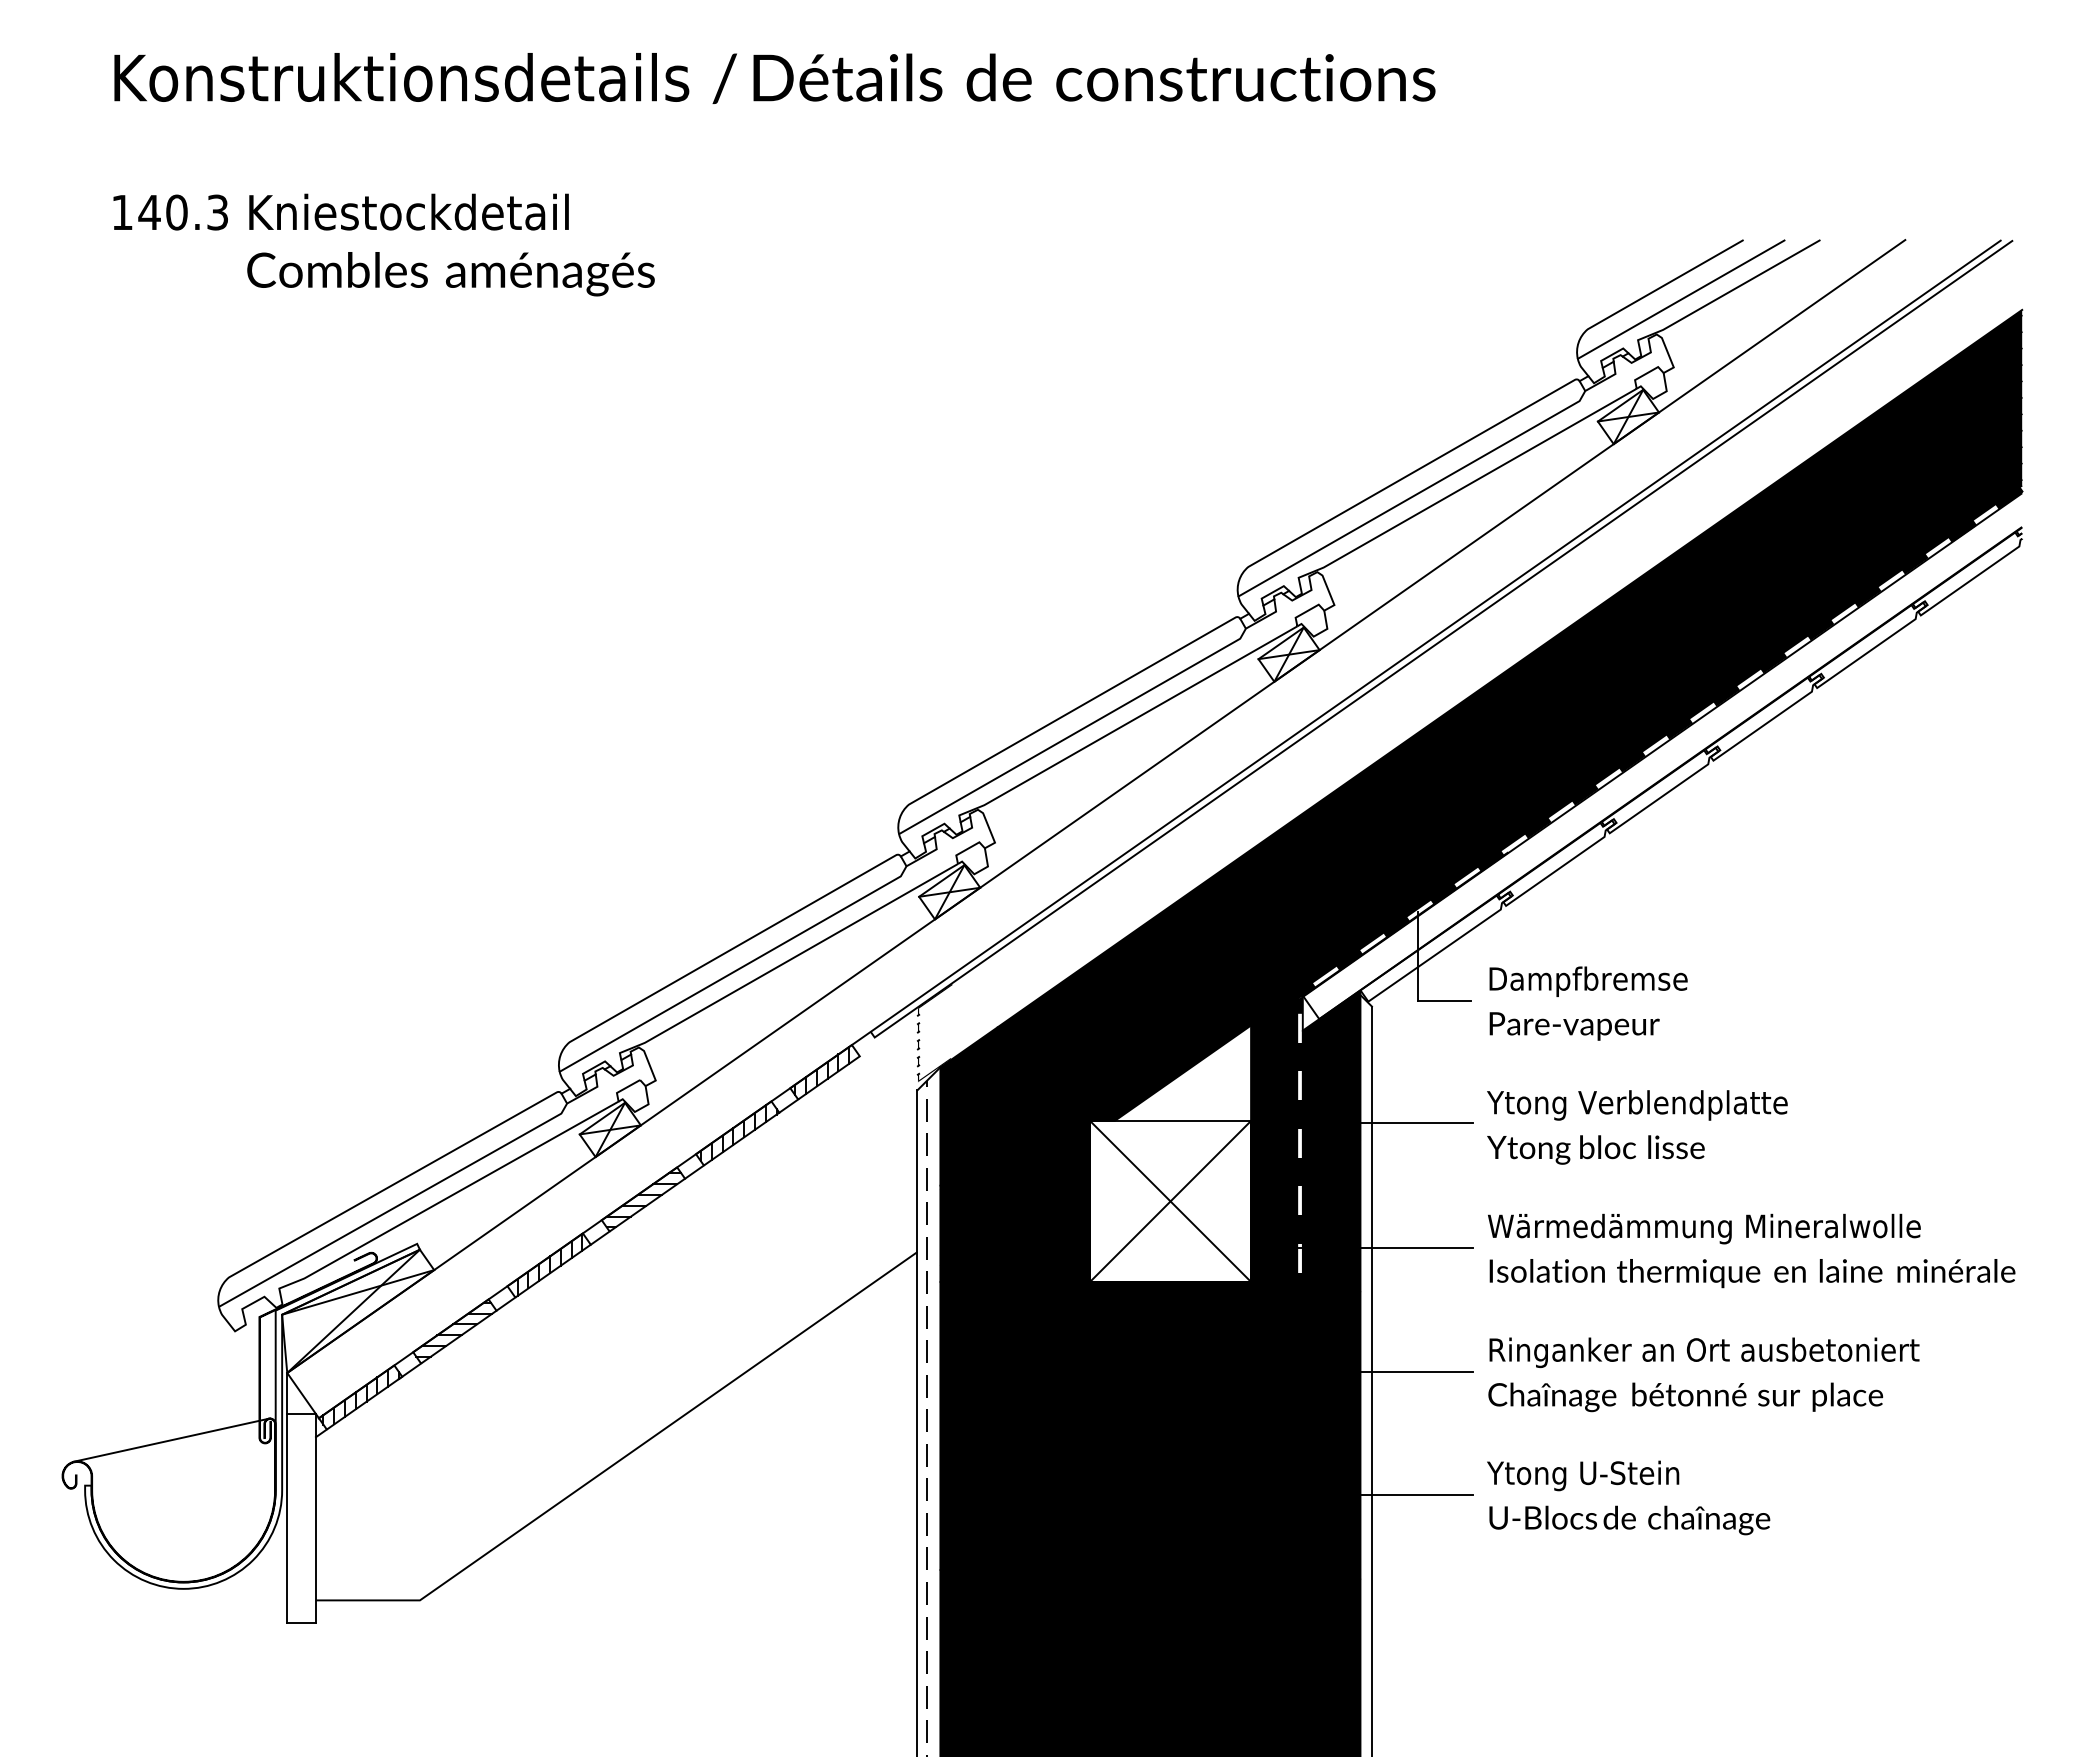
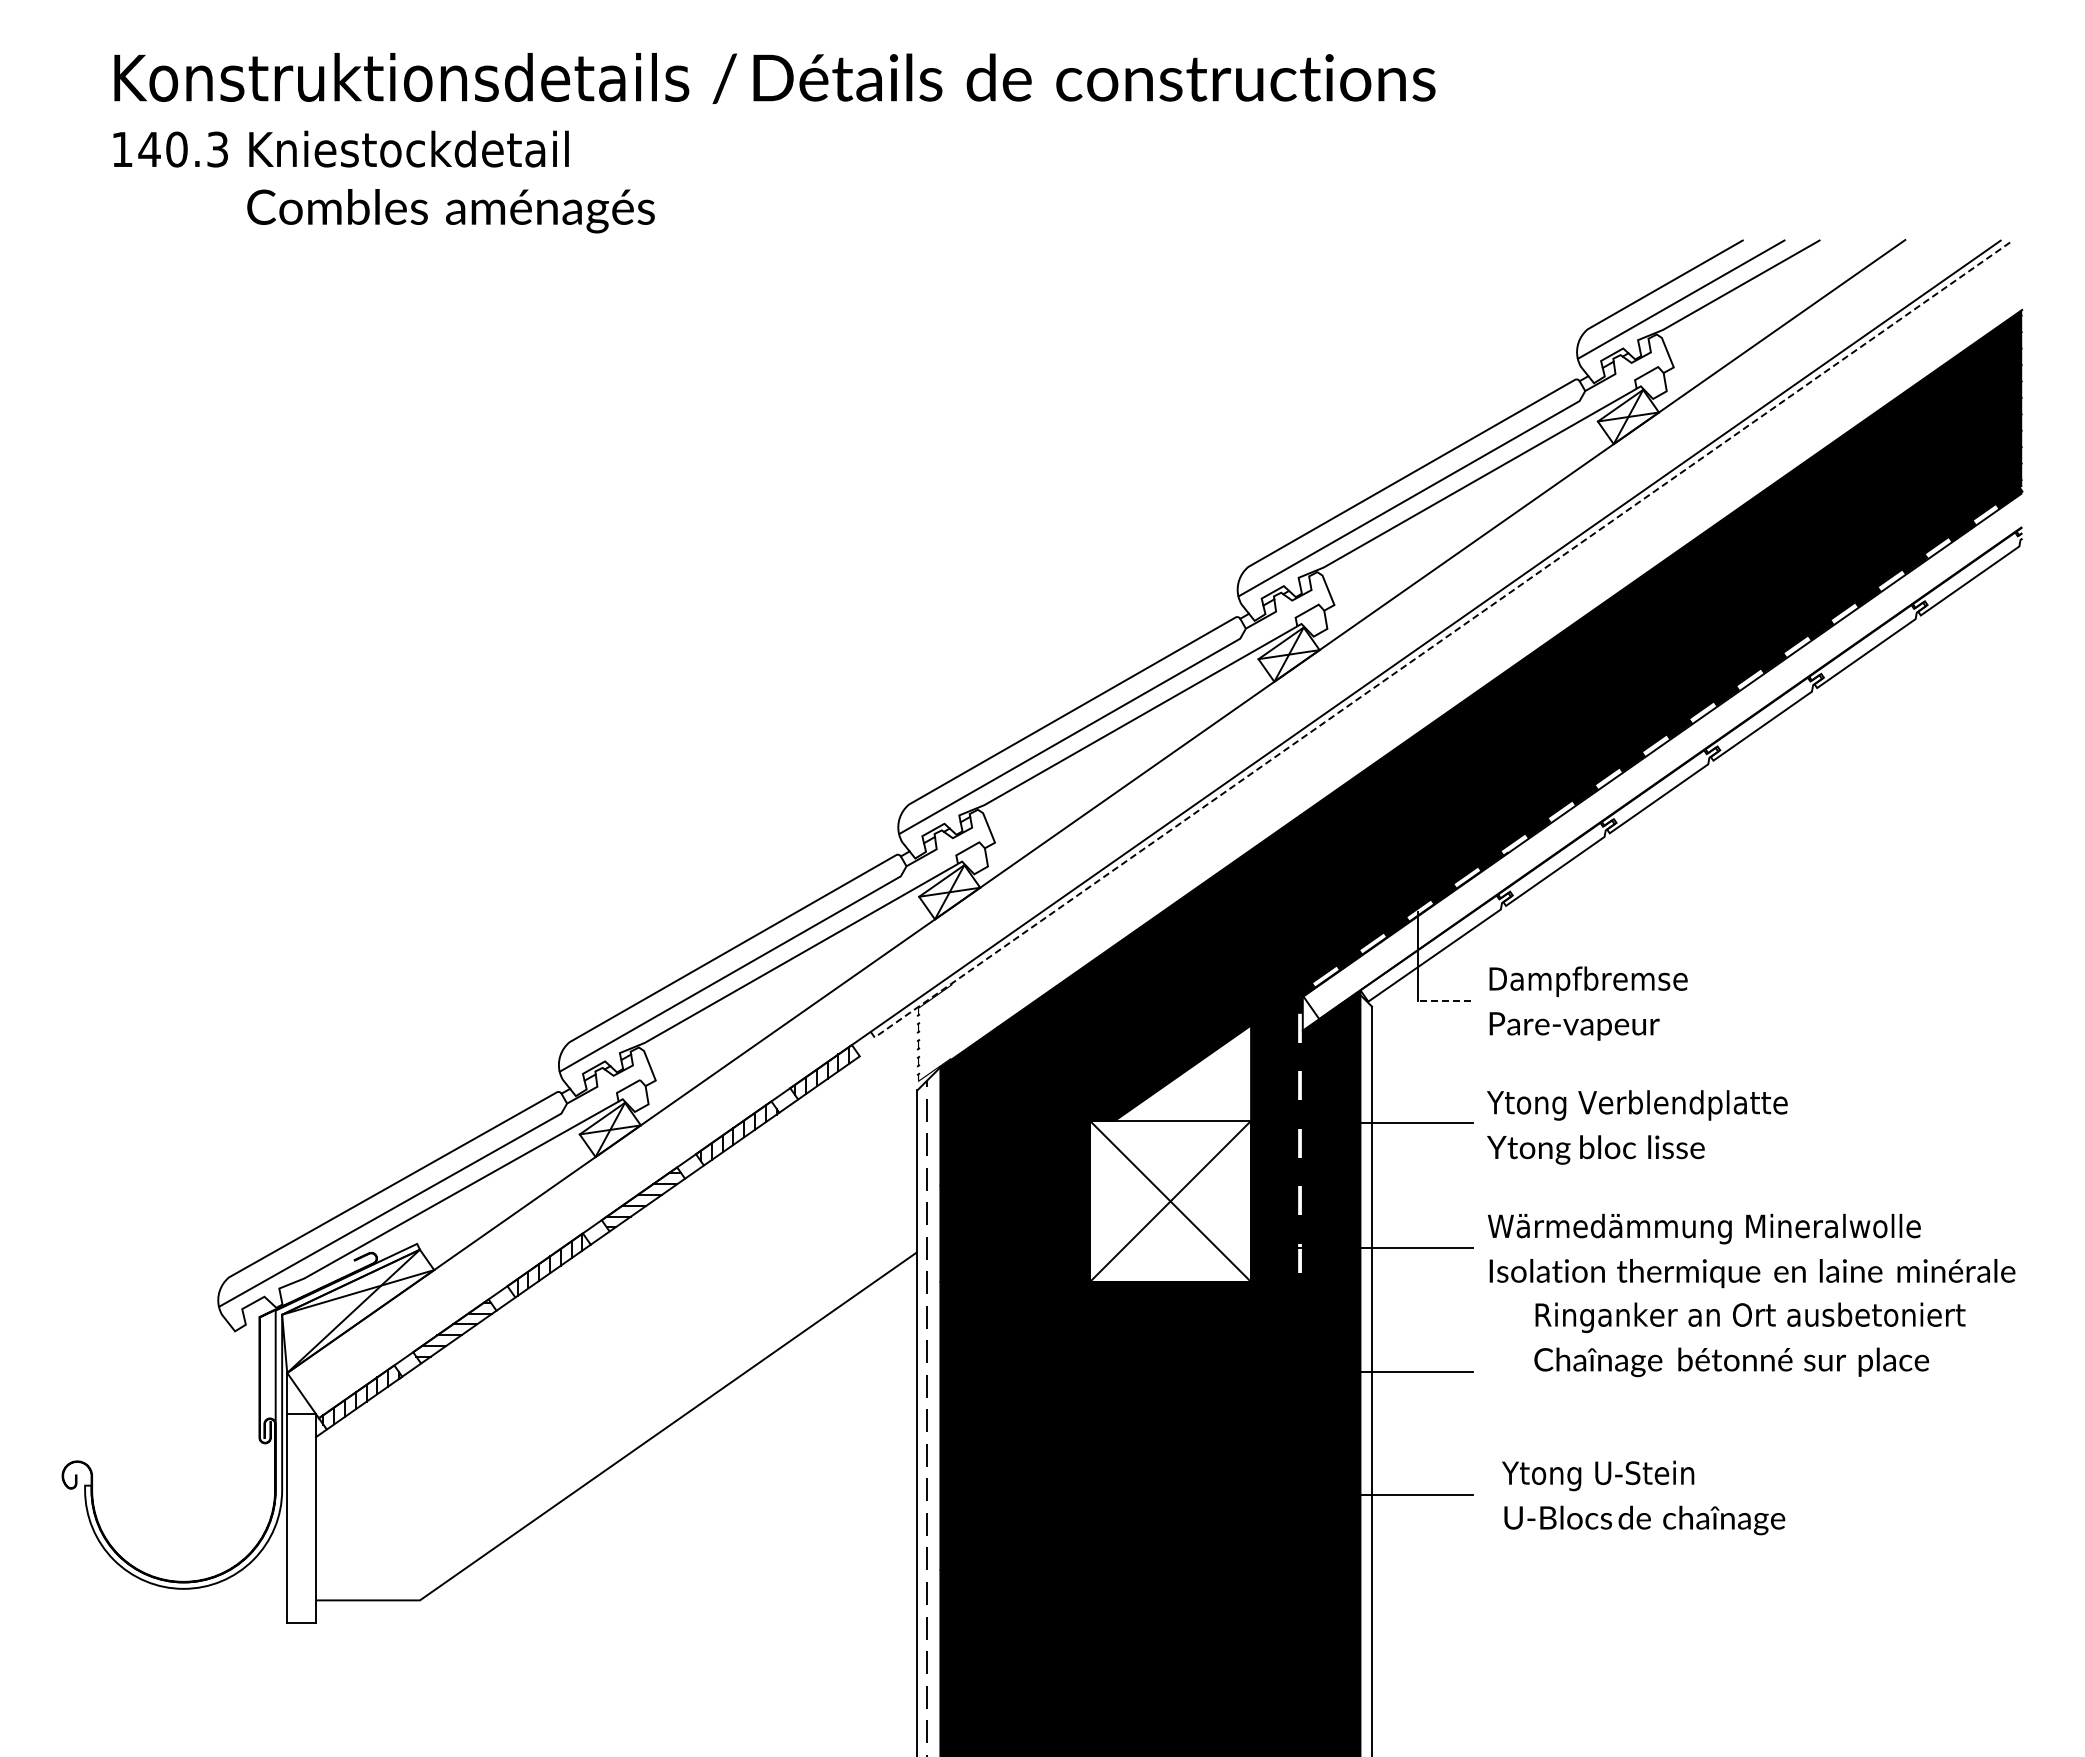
text position: (383, 244) -> (383, 181) (383, 181)
line: solid -> dashed (1440, 641)
line: solid -> dashed (1444, 1001)
text position: (1703, 1374) -> (1749, 1339) (1749, 1339)
line: present -> none (172, 1439)
text position: (1628, 1497) -> (1643, 1497) (1643, 1497)
